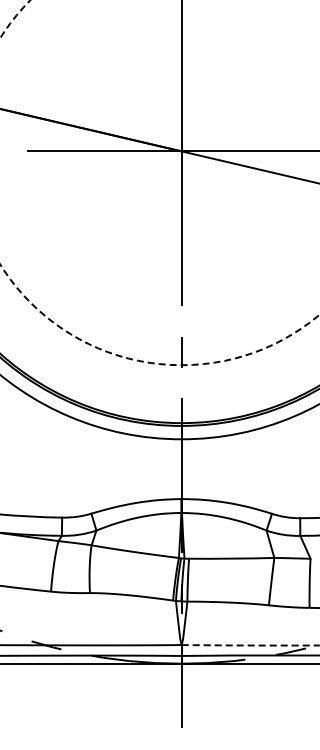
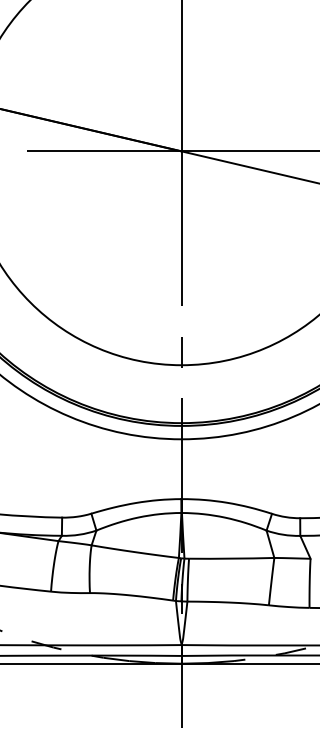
circle: dashed -> solid (159, 182)
arc: dashed -> solid (250, 645)
